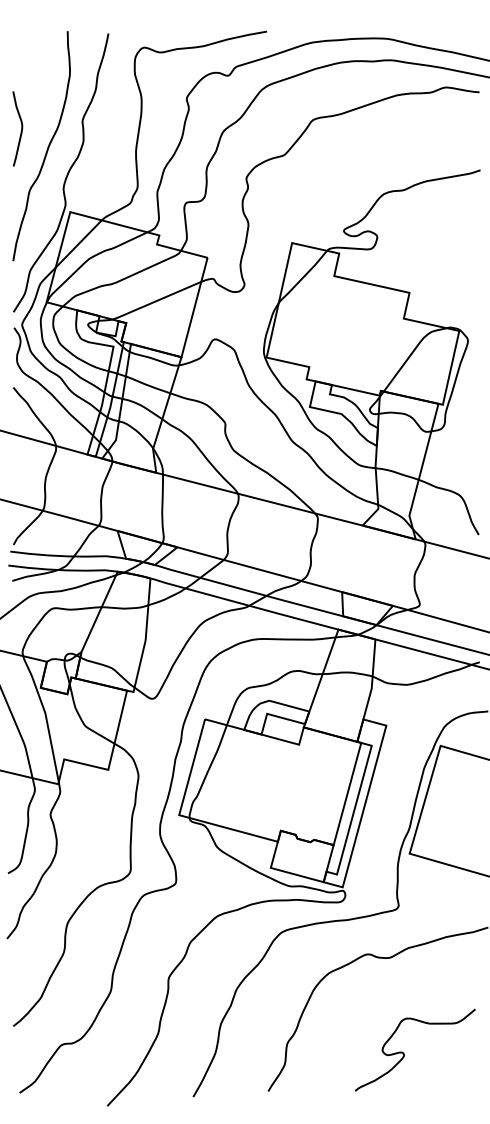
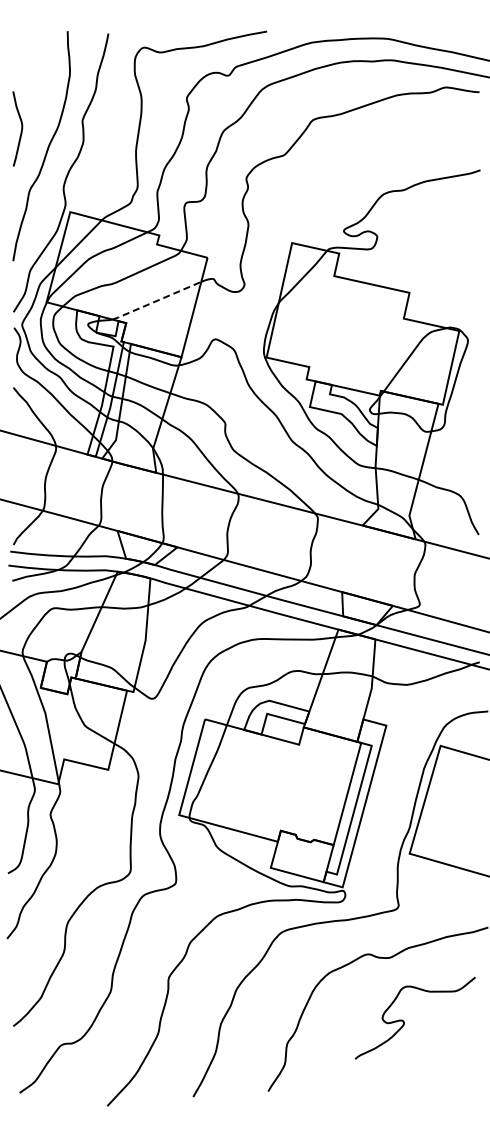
line: solid -> dashed (156, 301)
curve position: (404, 1053) -> (404, 1021) (404, 1021)
